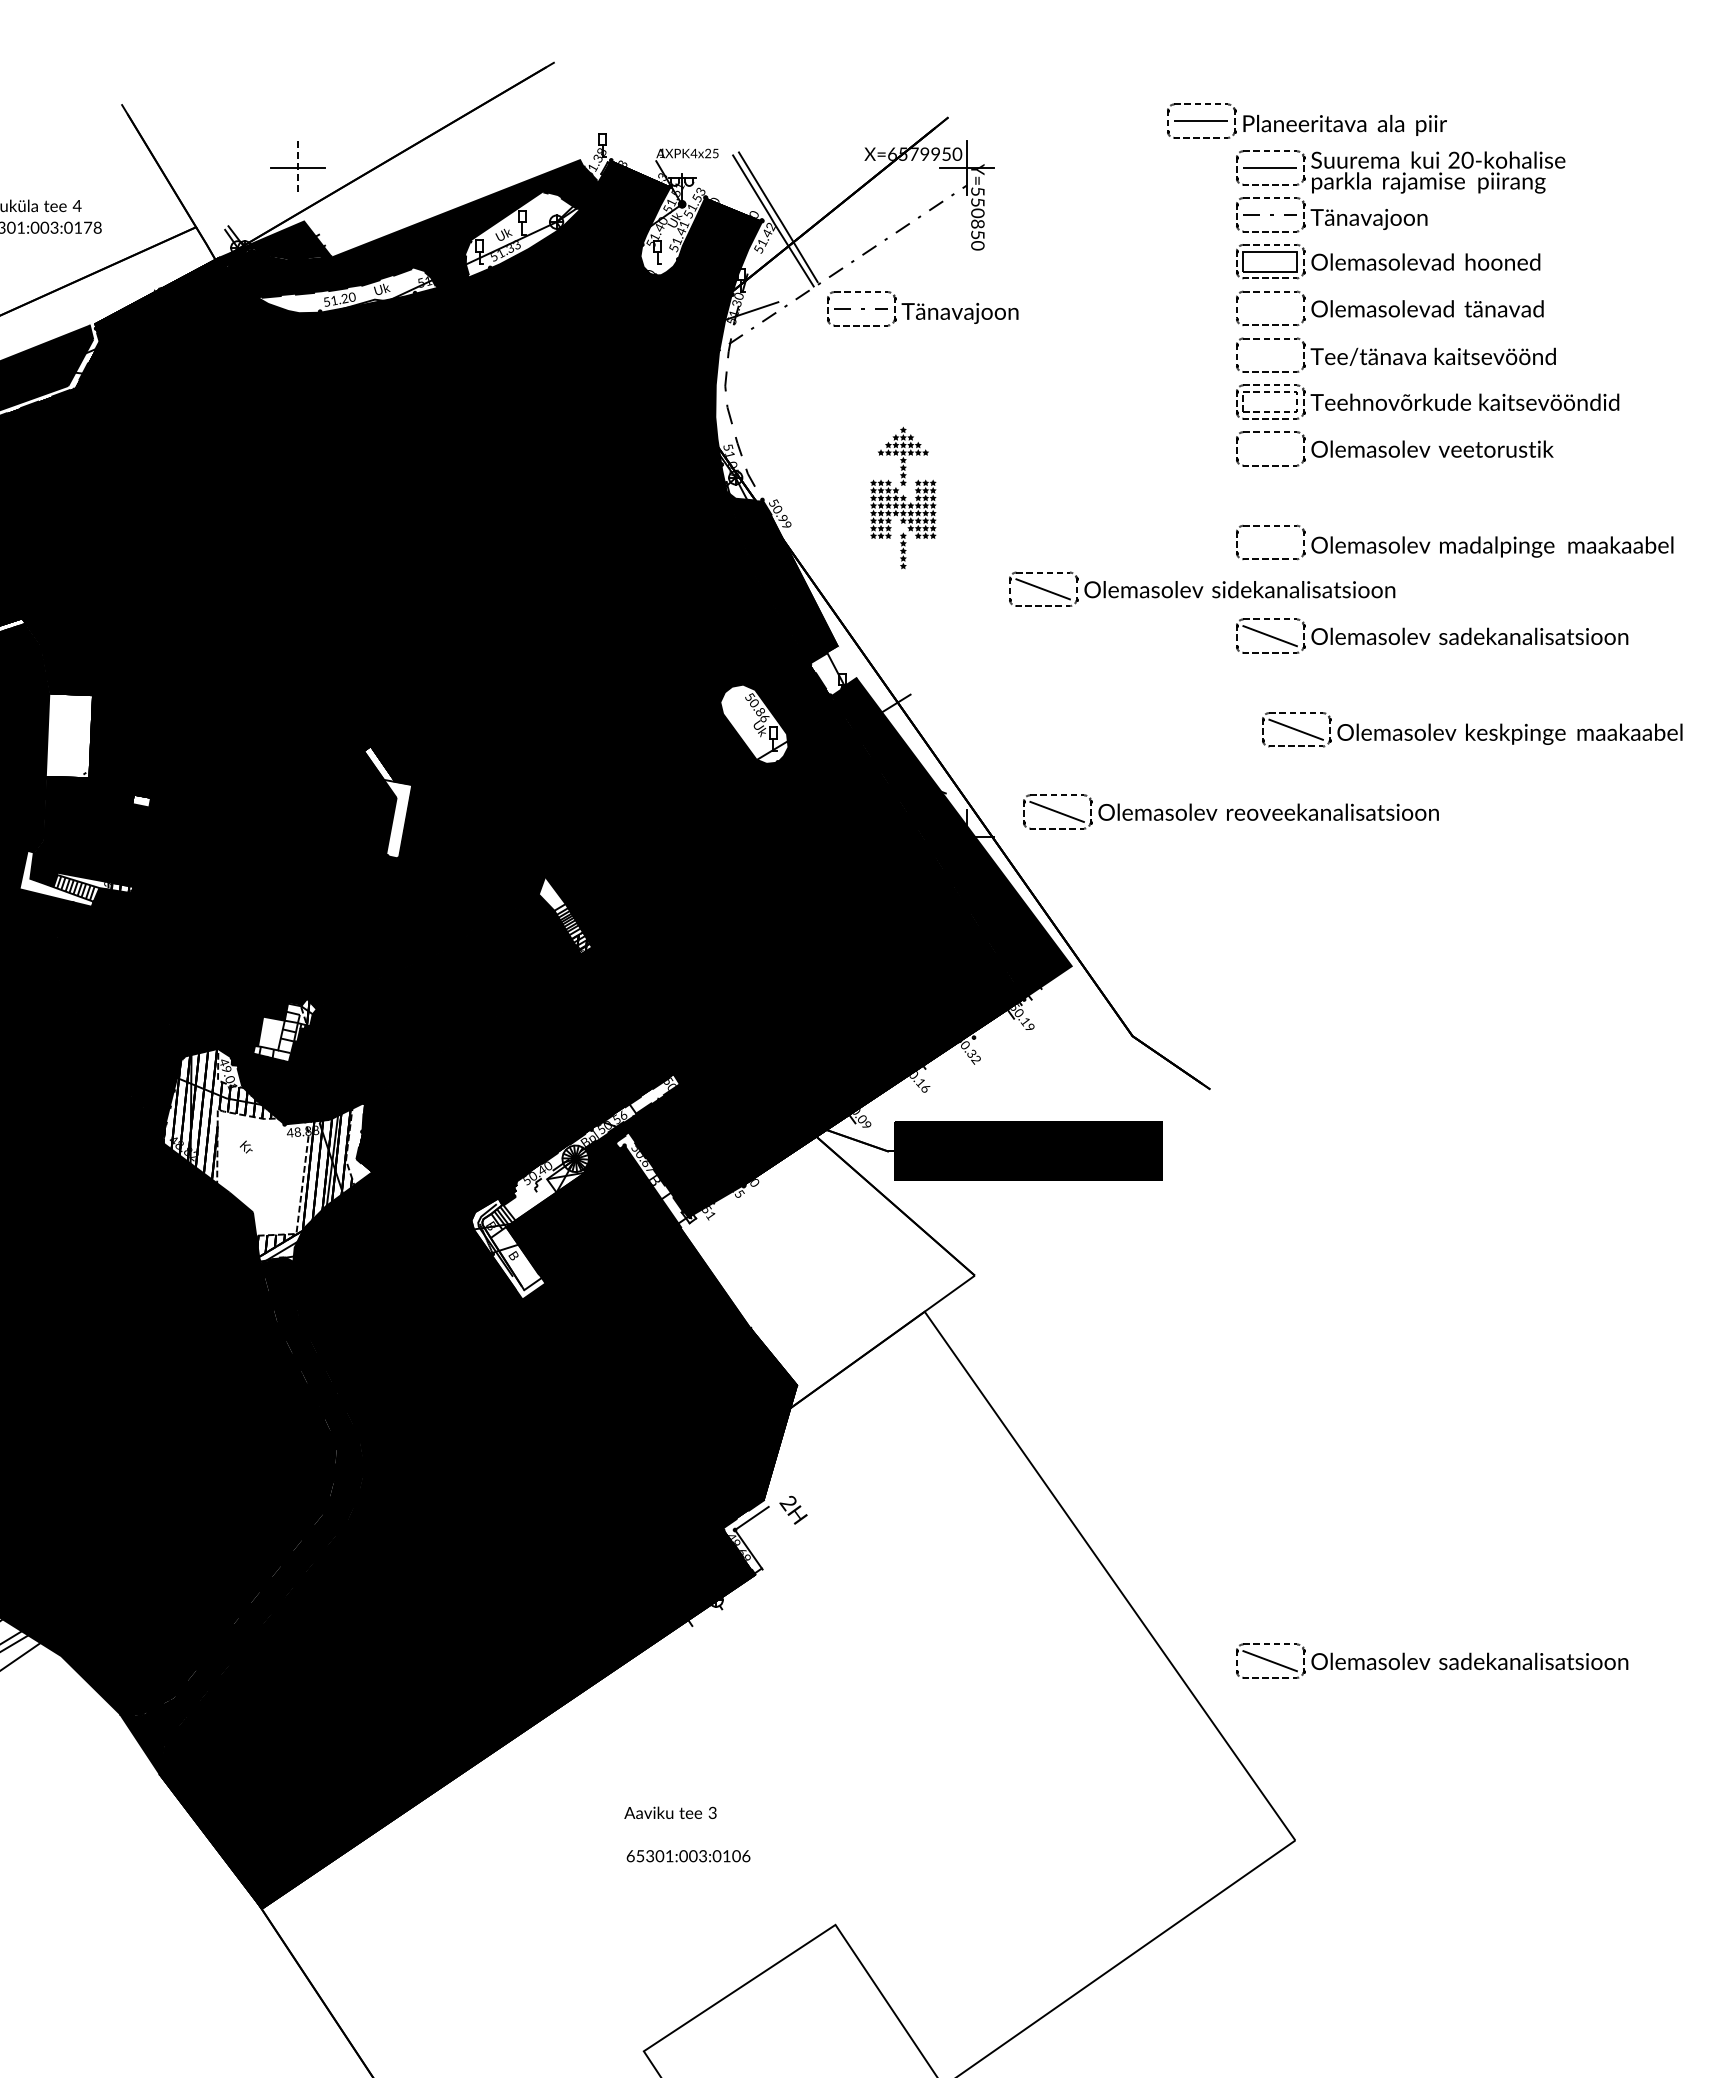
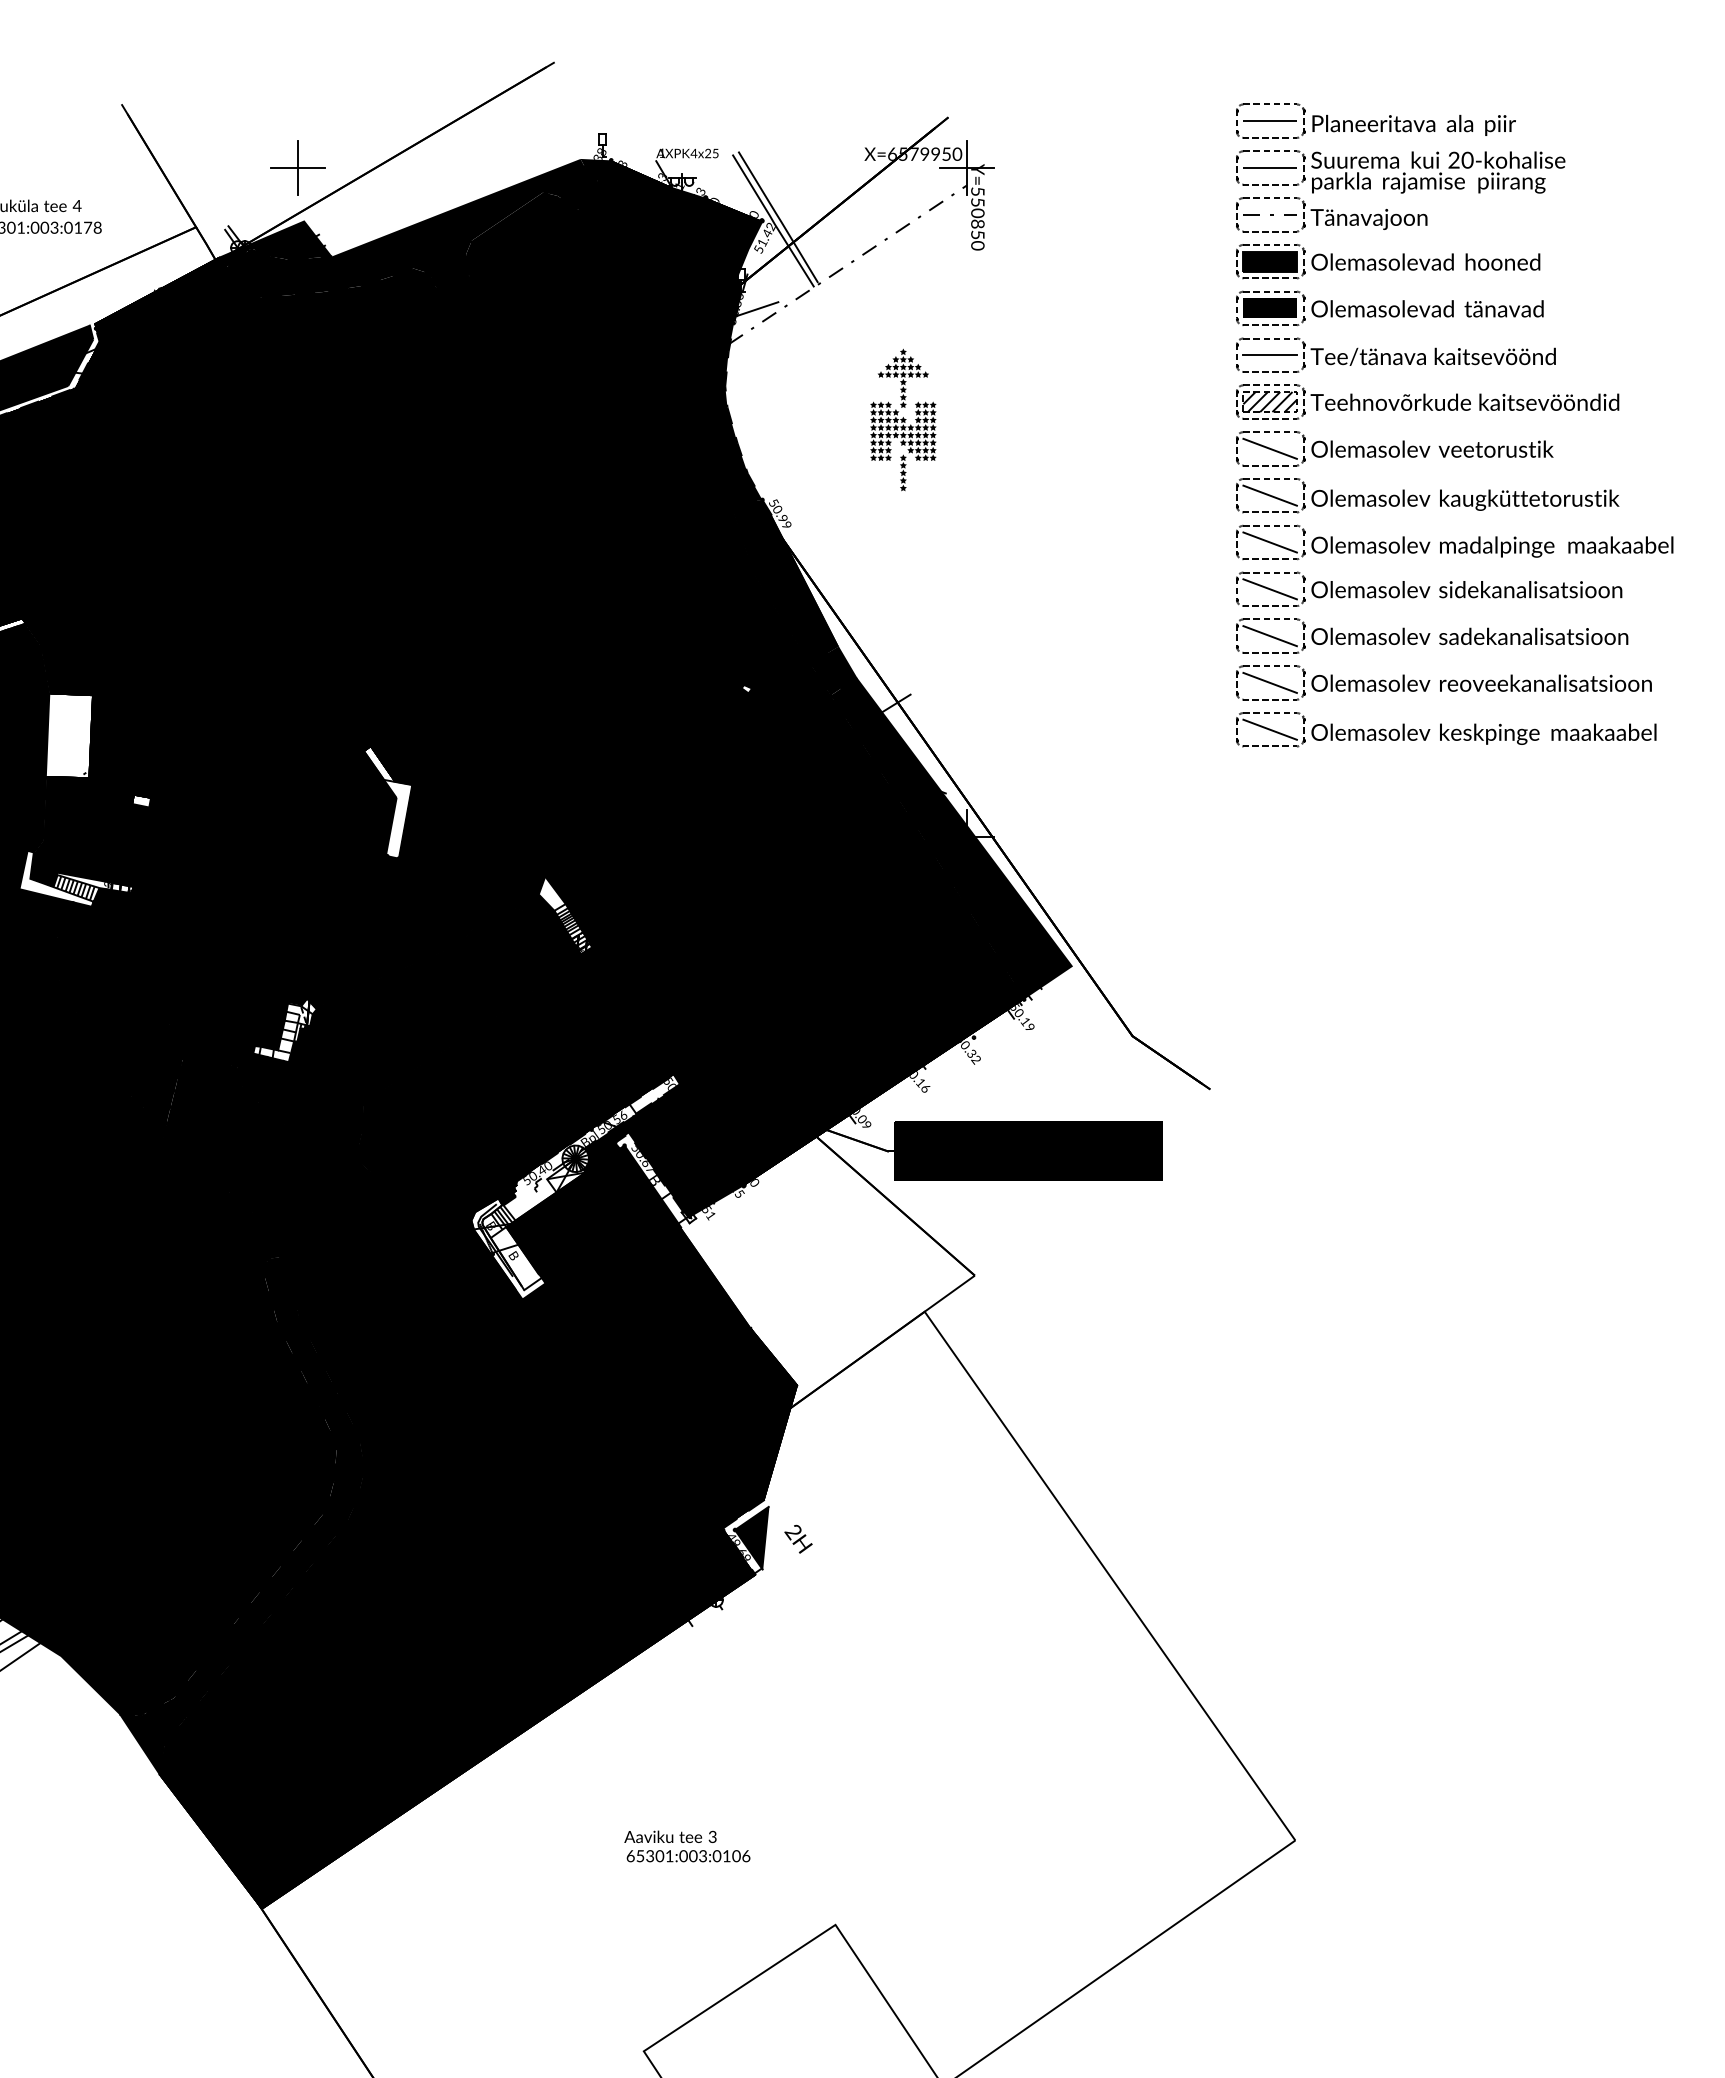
part position: (1306, 120) -> (1375, 120) (1375, 120)
line: dashed -> solid (298, 167)
fill: none -> present (595, 170)
fill: none -> present (672, 230)
fill: none -> present (522, 234)
fill: none -> present (1269, 261)
fill: none -> present (347, 290)
part: present -> none (922, 308)
fill: none -> present (1269, 308)
line: none -> present (1269, 355)
fill: none -> present (738, 387)
hatch: none -> present (1269, 402)
line: none -> present (1269, 448)
part: none -> present (1427, 495)
part position: (903, 497) -> (903, 419) (903, 419)
line: none -> present (1269, 542)
part position: (1202, 588) -> (1429, 588) (1429, 588)
fill: none -> present (833, 670)
fill: none -> present (754, 723)
part position: (1472, 729) -> (1446, 729) (1446, 729)
part position: (1230, 811) -> (1443, 682) (1443, 682)
fill: none -> present (271, 1033)
fill: none -> present (266, 1156)
text position: (793, 1509) -> (798, 1538) (798, 1538)
fill: none -> present (752, 1538)
part: present -> none (1432, 1660)
text position: (670, 1812) -> (670, 1836) (670, 1836)
